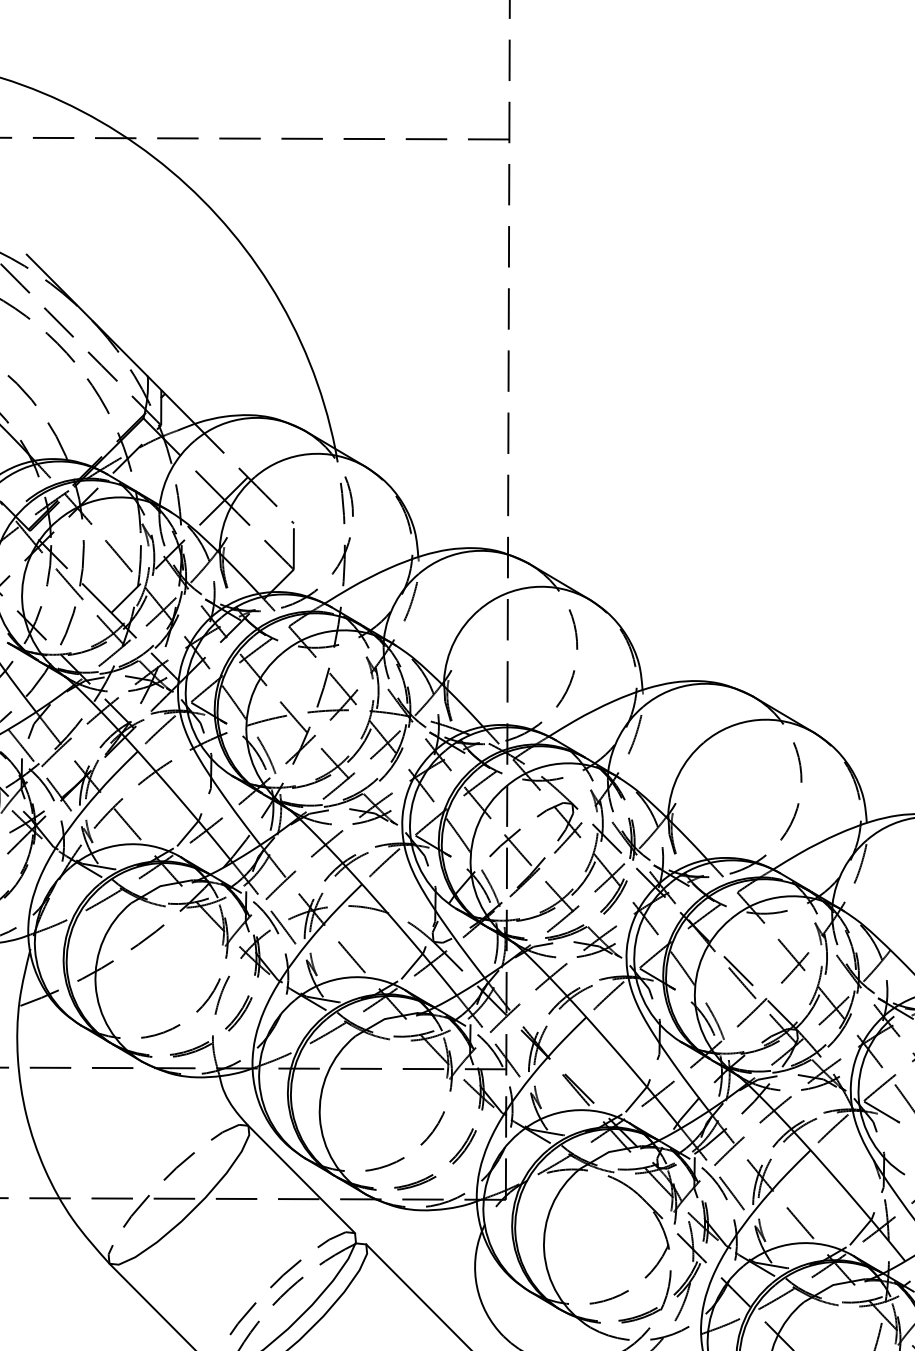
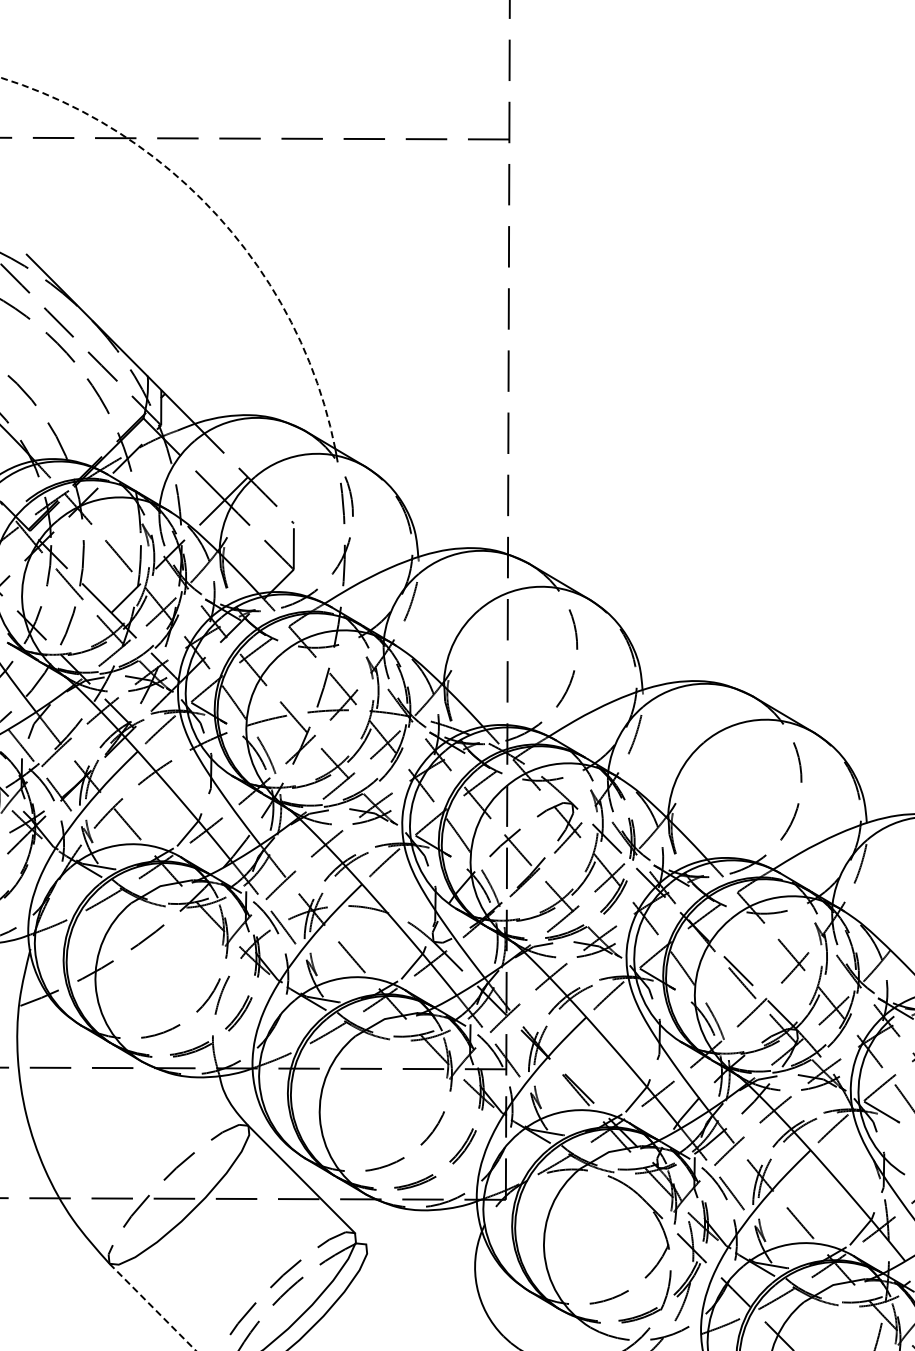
arc: solid -> dashed (218, 216)
line: present -> none (417, 1295)
line: solid -> dashed (153, 1307)
